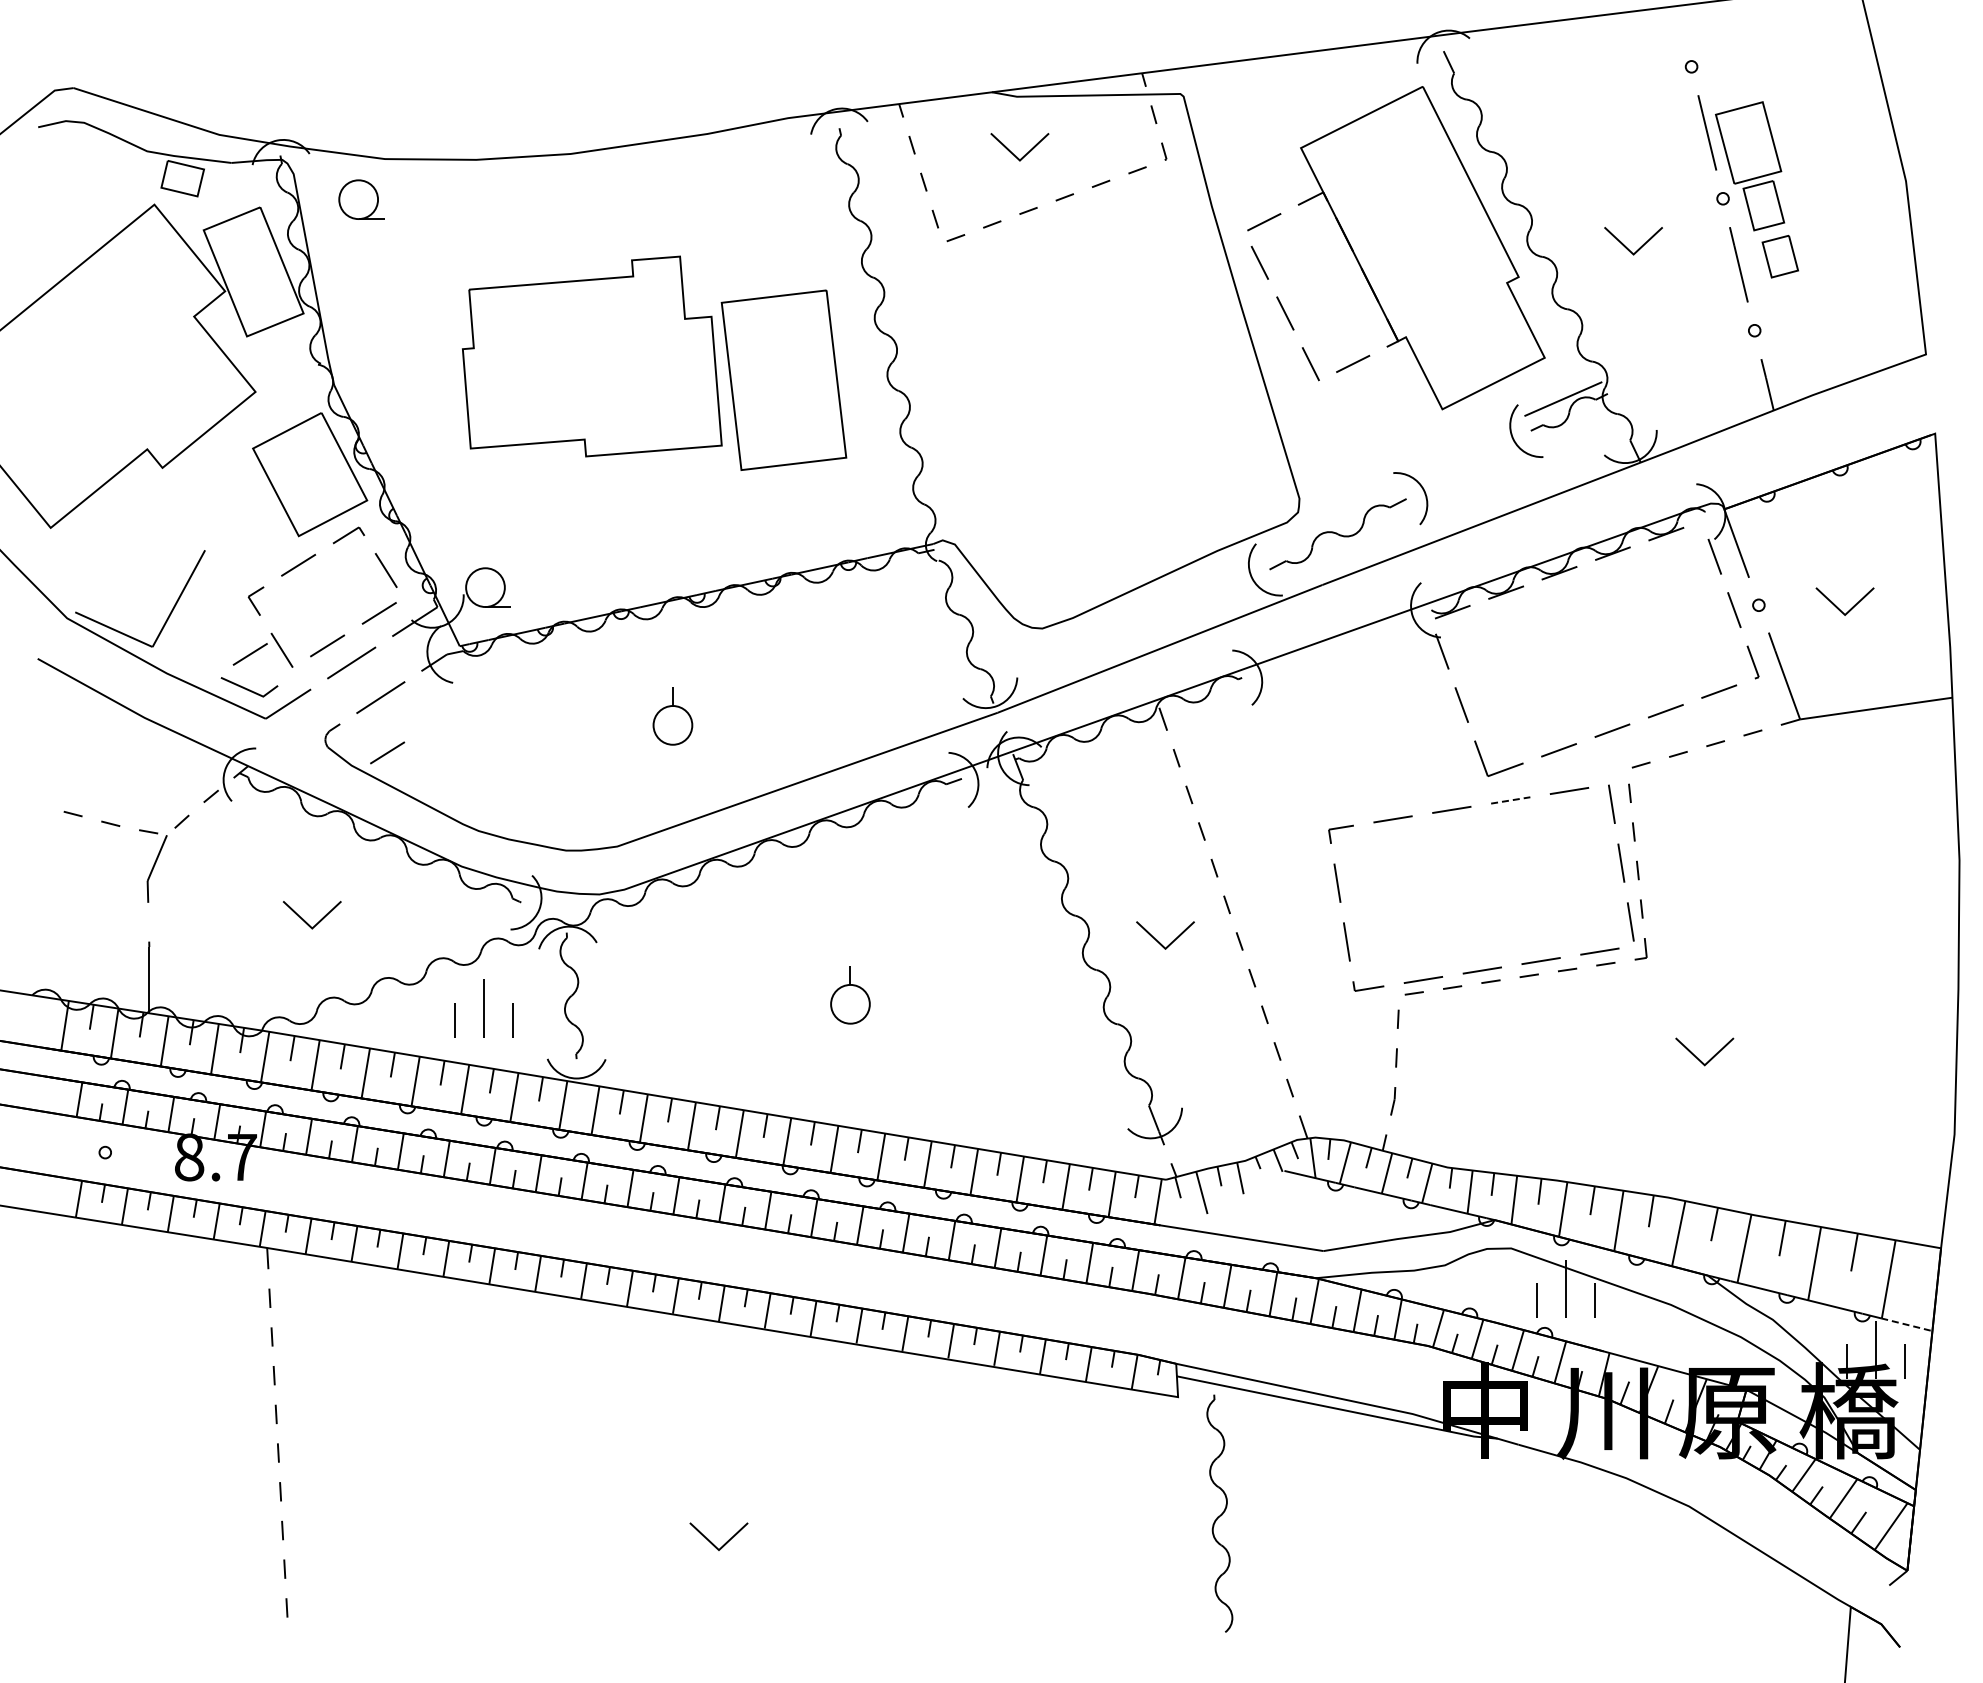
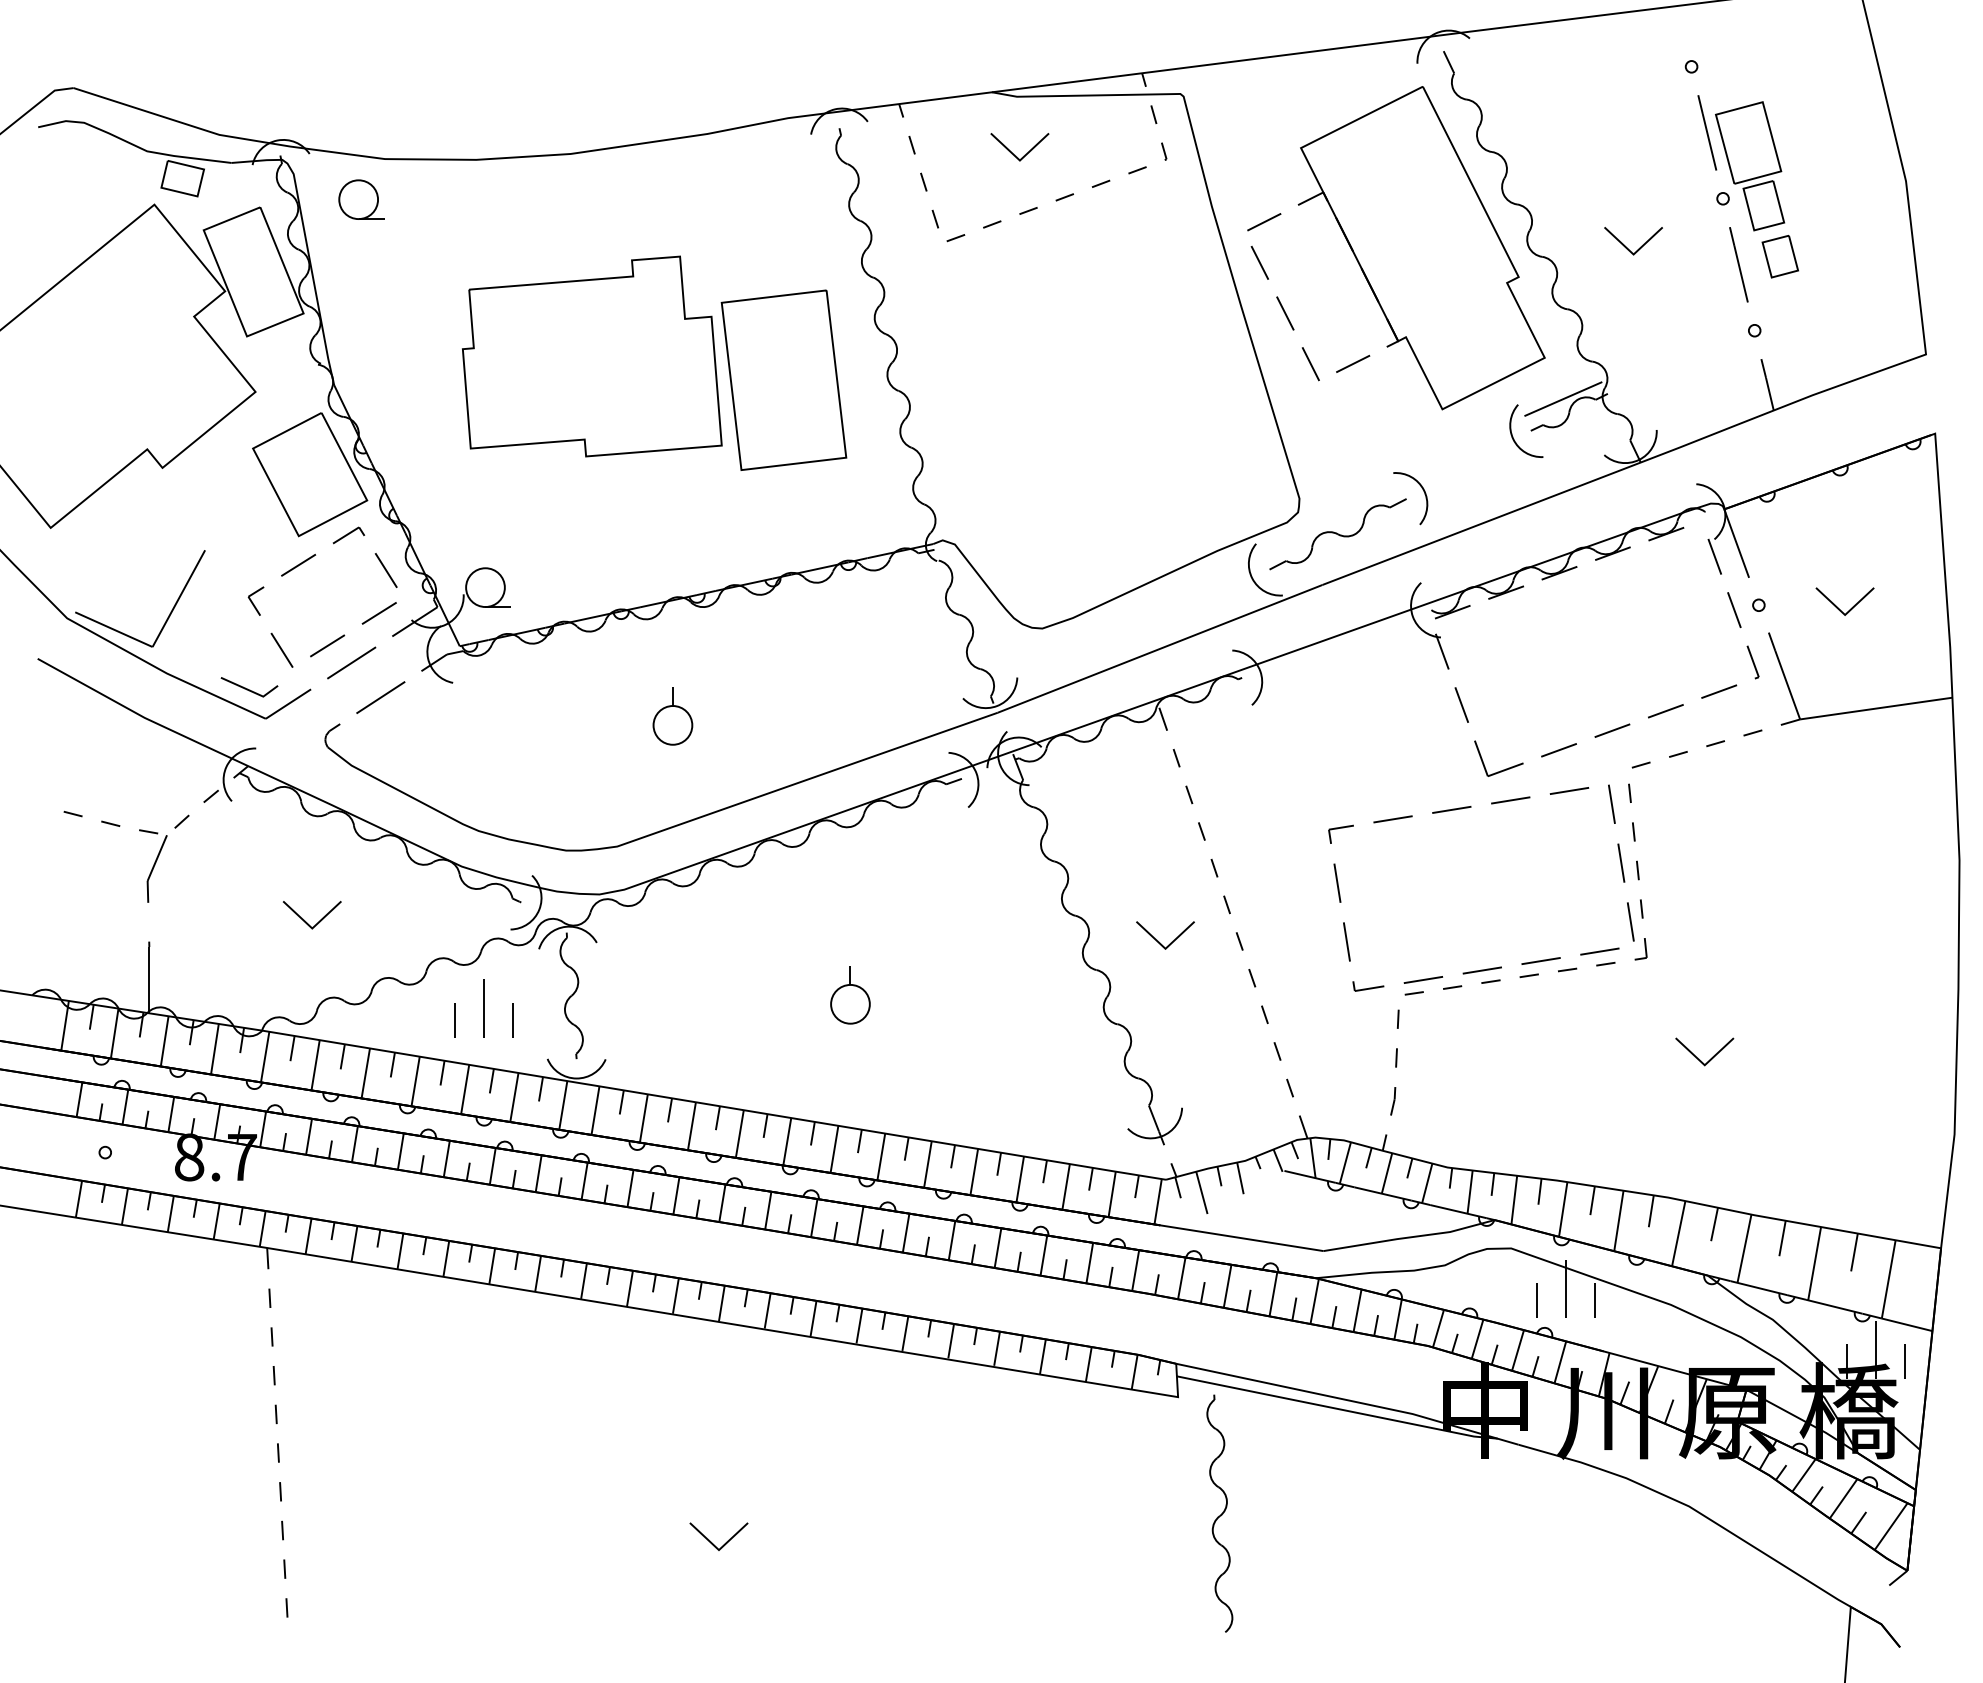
line: present -> none (249, 654)
line: present -> none (387, 752)
line: dashed -> solid (1510, 800)
line: dashed -> solid (1907, 1324)
